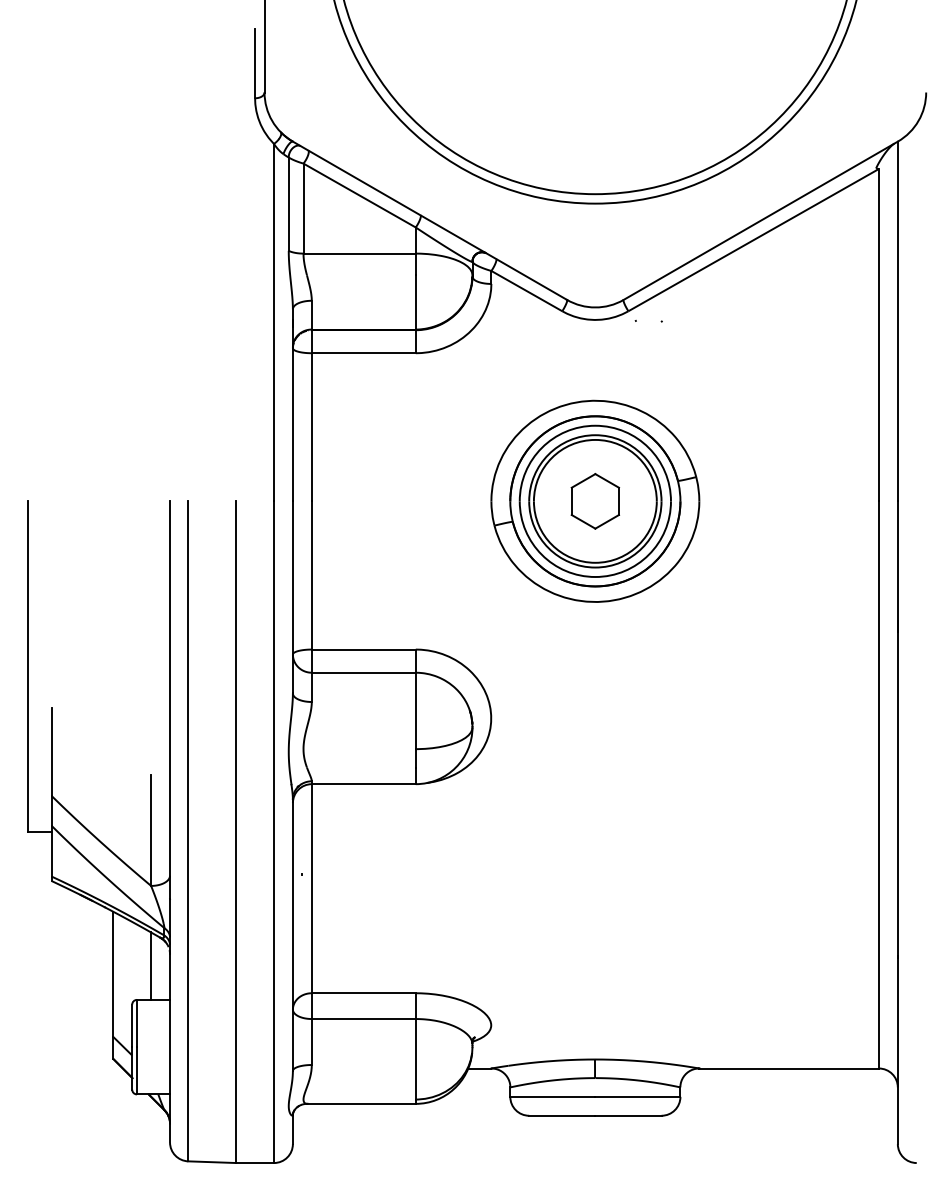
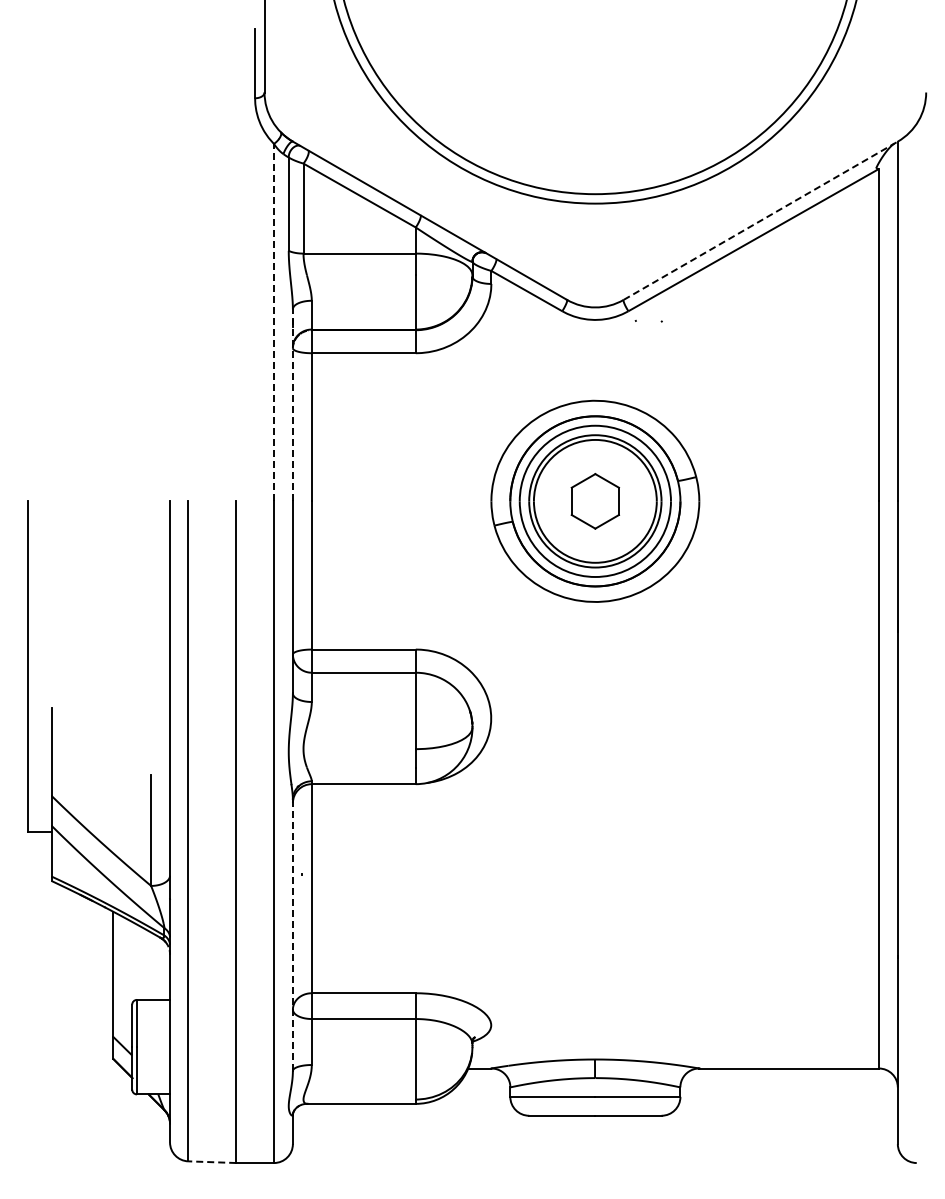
line: solid -> dashed (761, 220)
line: solid -> dashed (274, 322)
line: solid -> dashed (292, 404)
line: solid -> dashed (292, 935)
line: present -> none (151, 965)
line: solid -> dashed (212, 1162)
